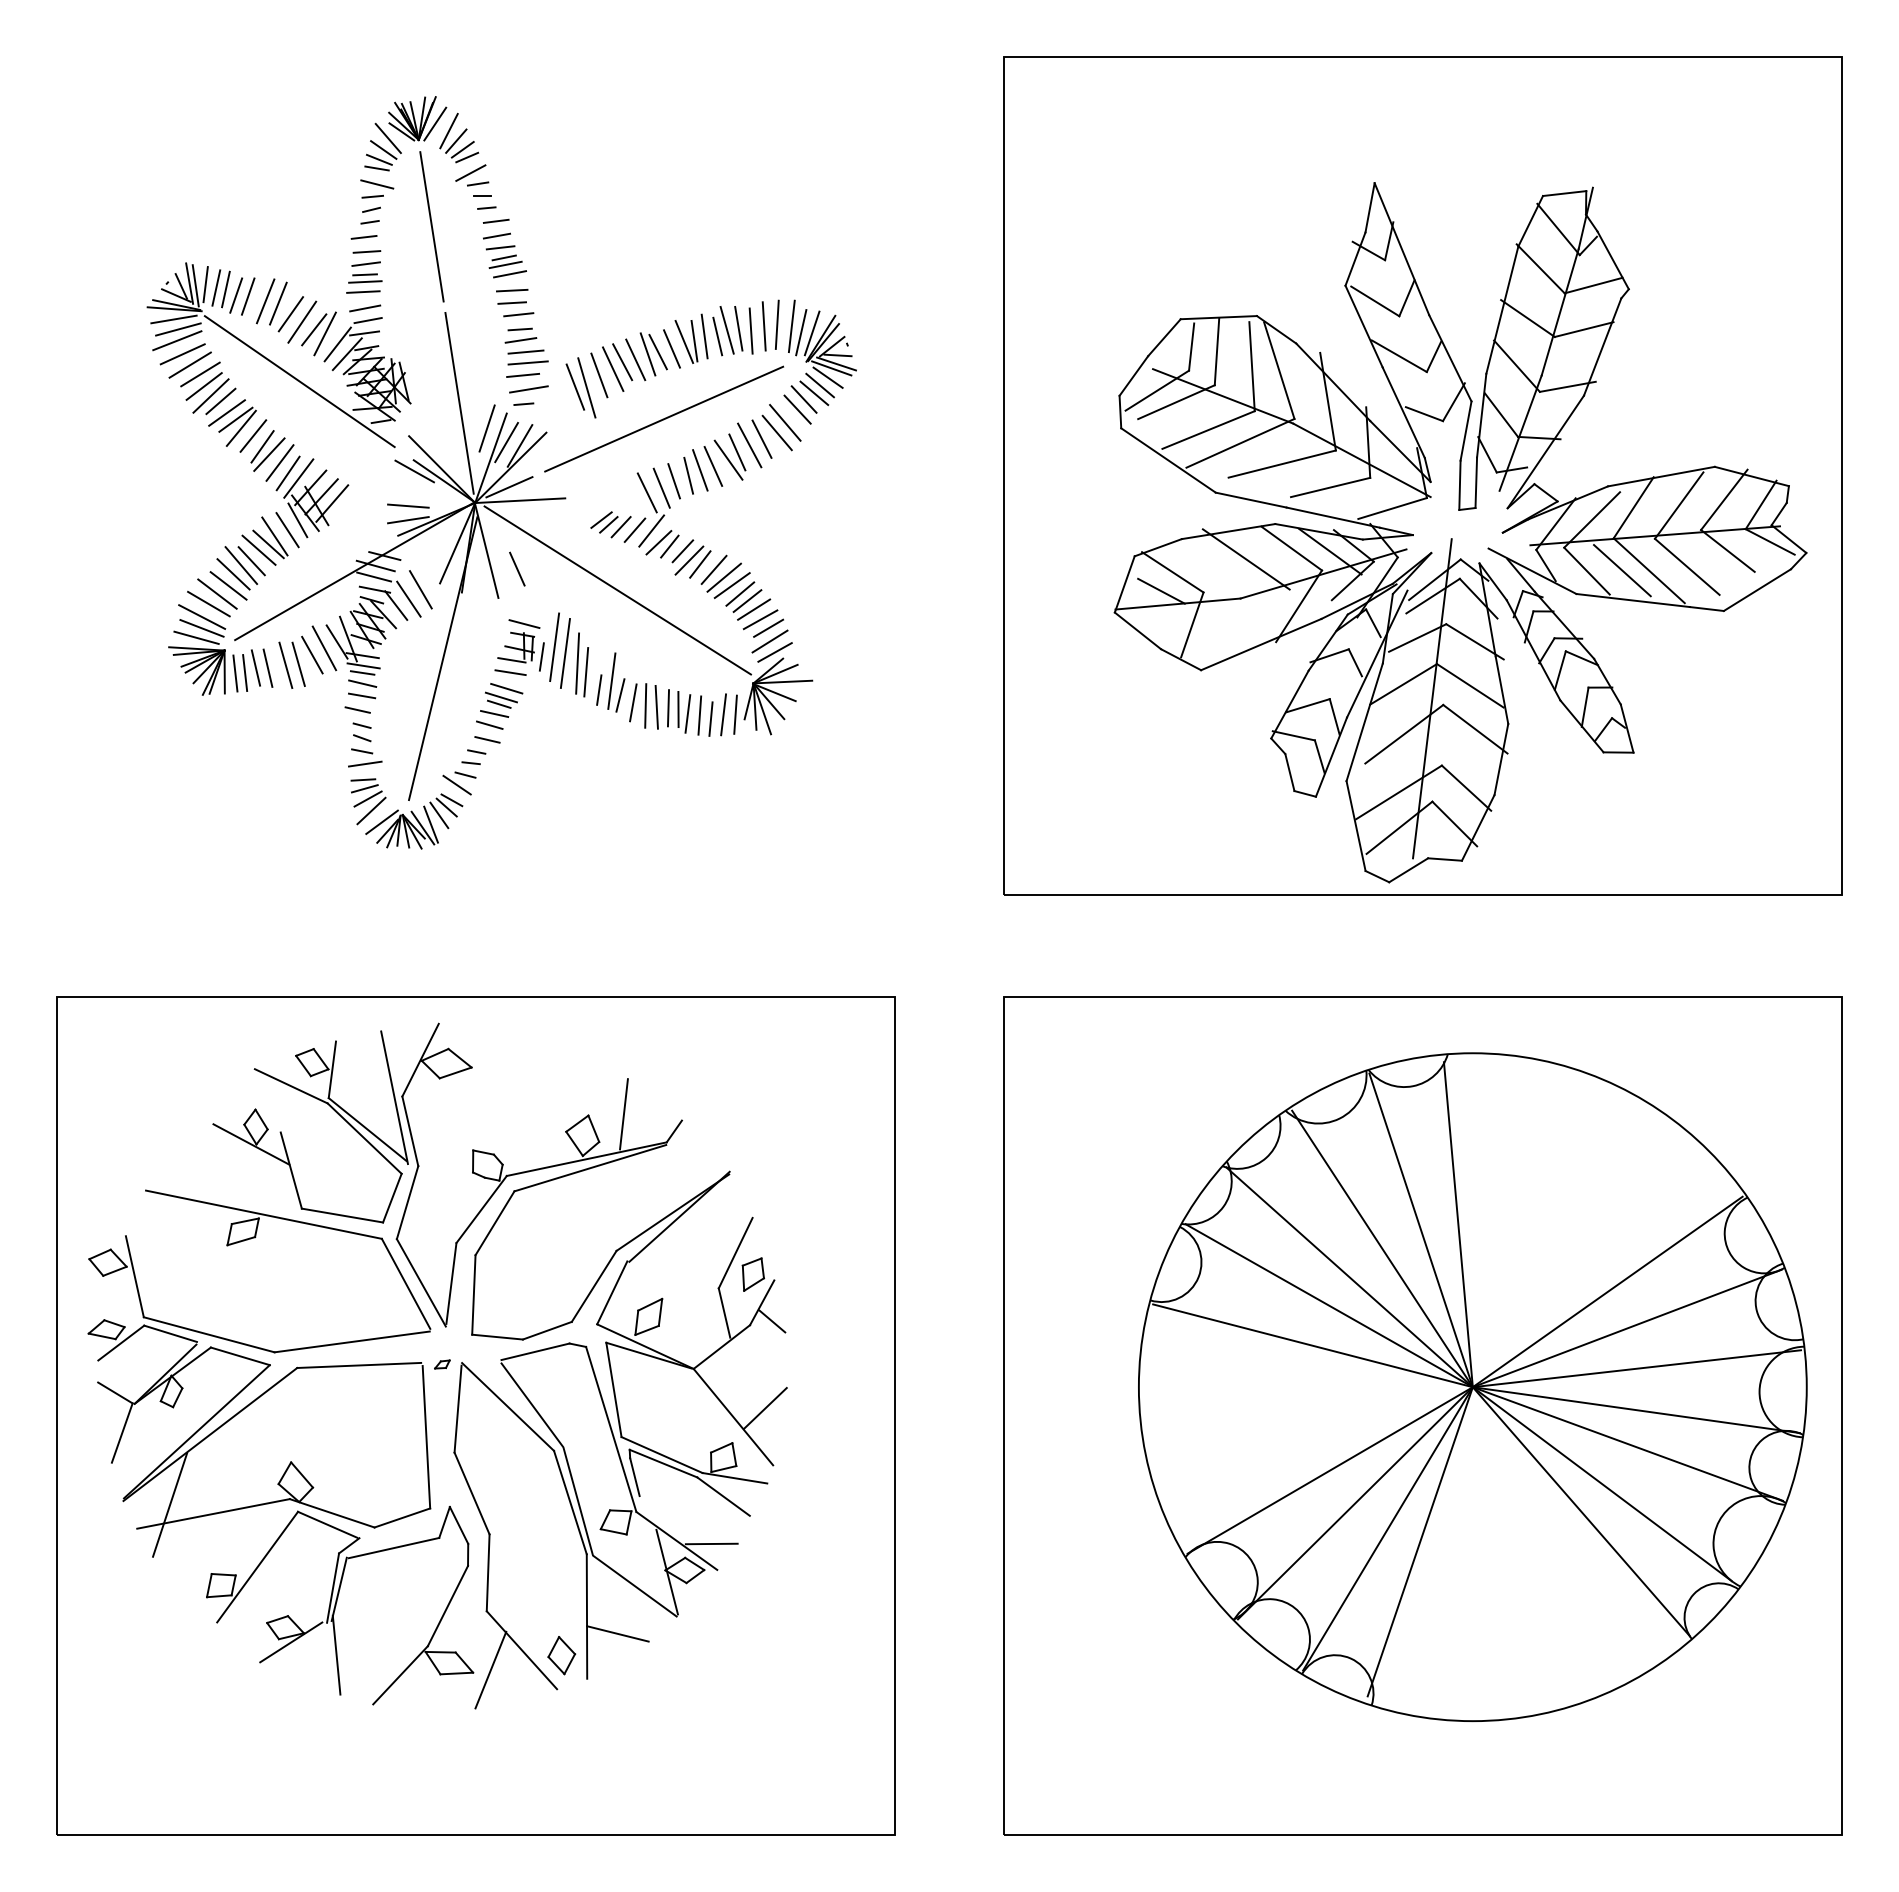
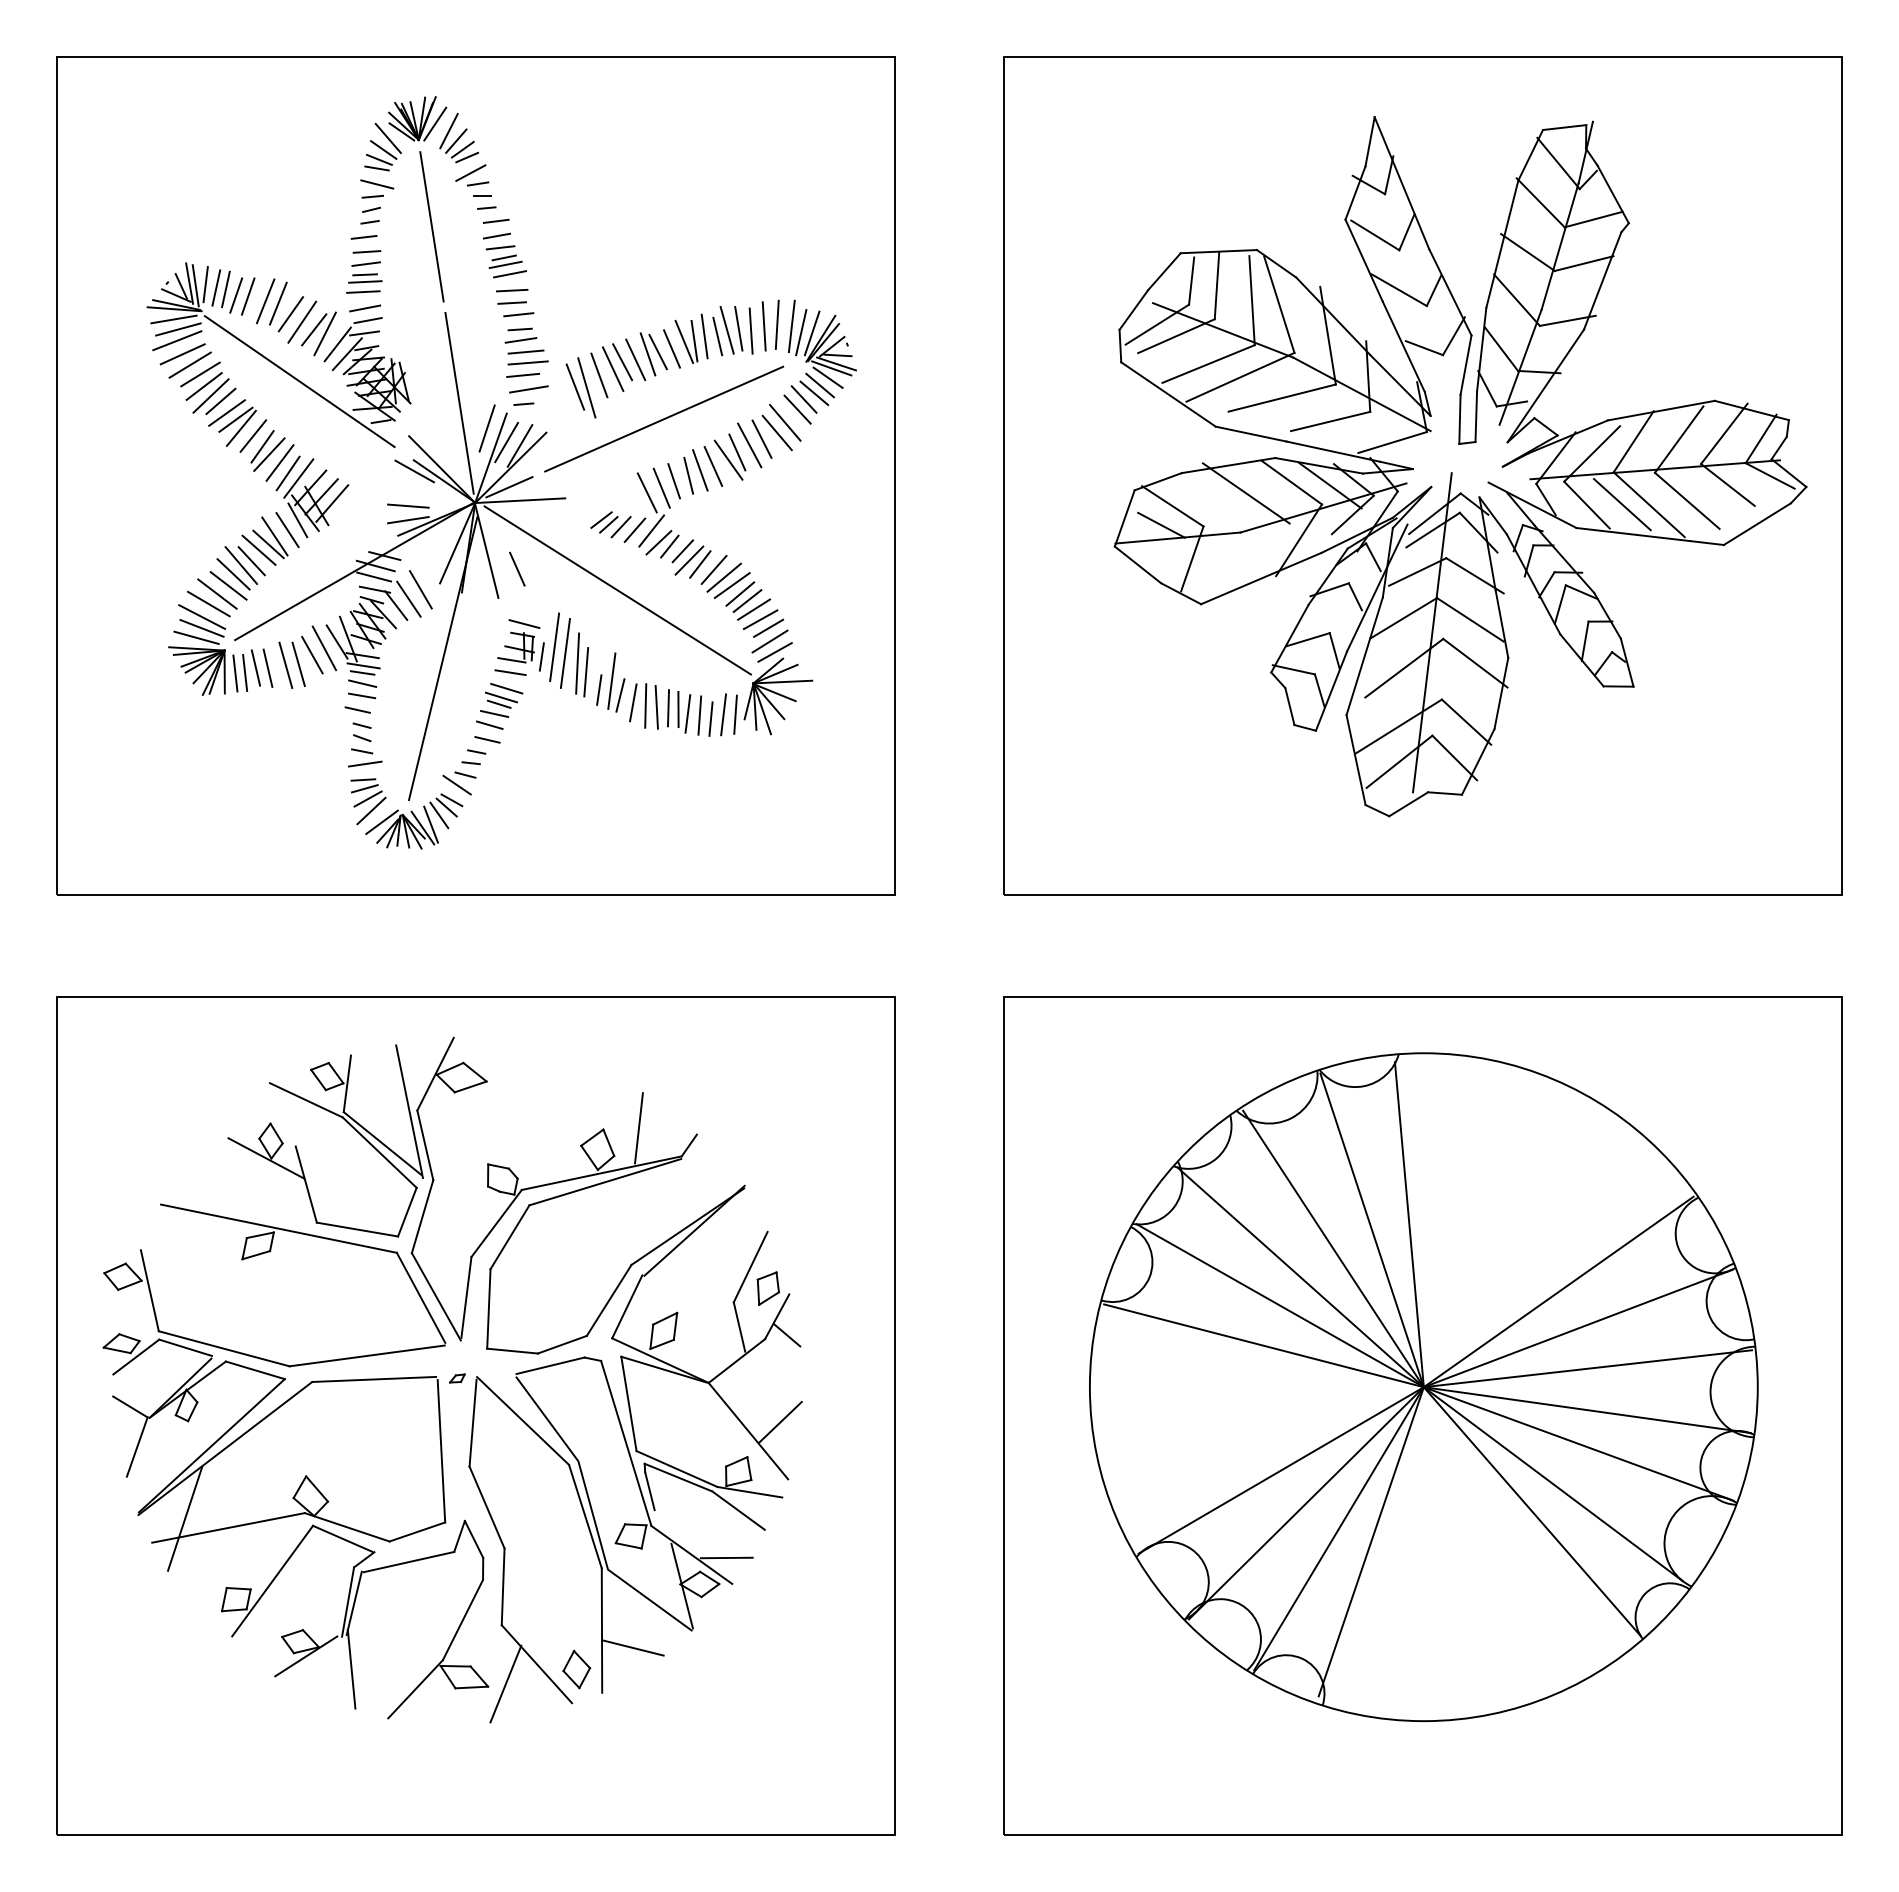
part: none -> present (475, 475)
part position: (1460, 532) -> (1460, 466) (1460, 466)
part position: (437, 1365) -> (452, 1379) (452, 1379)
part position: (1472, 1386) -> (1423, 1386) (1423, 1386)
